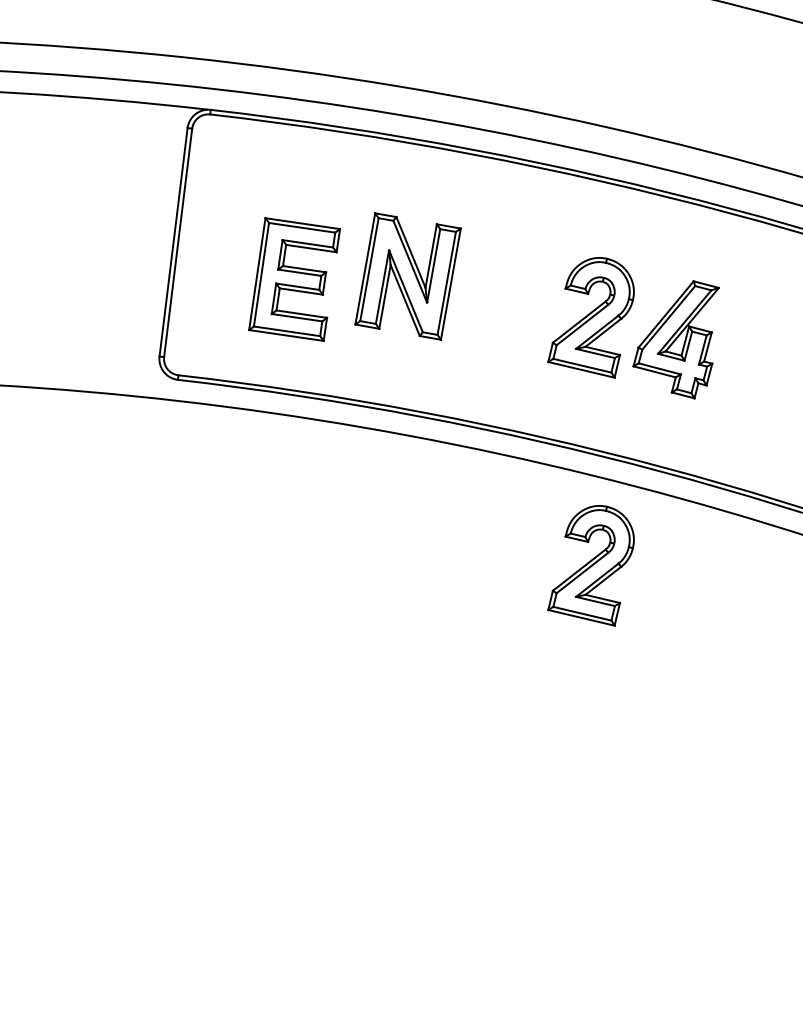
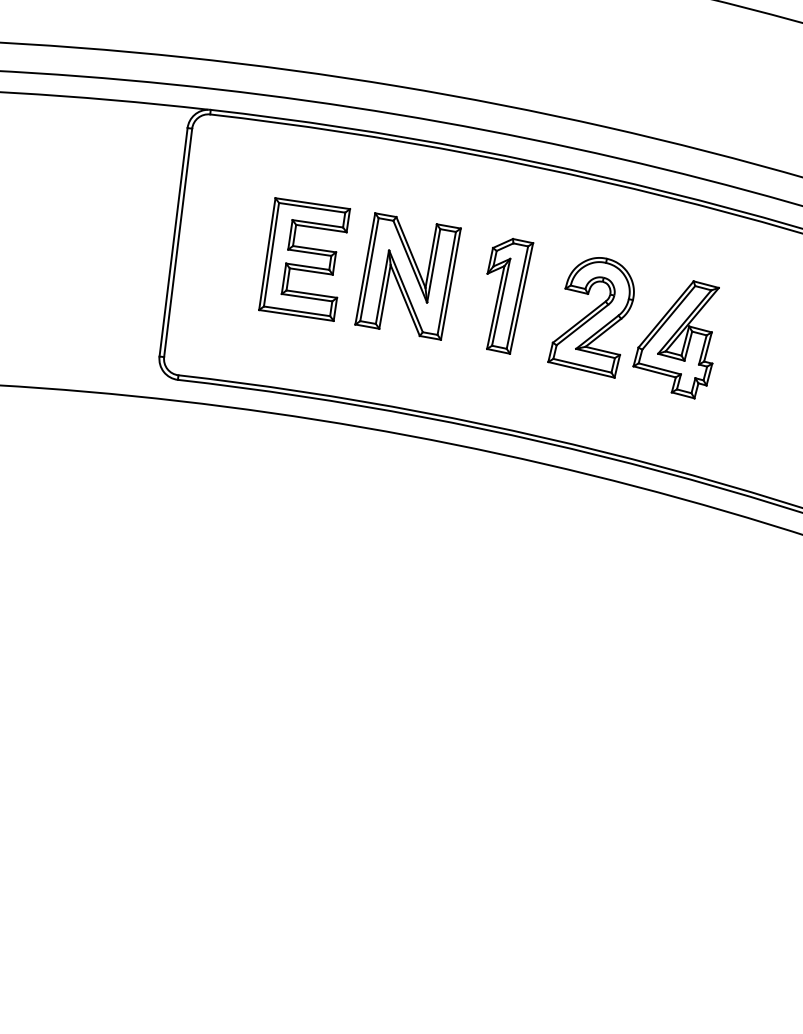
part position: (294, 279) -> (304, 259) (304, 259)
part: none -> present (510, 295)
part: present -> none (590, 565)
